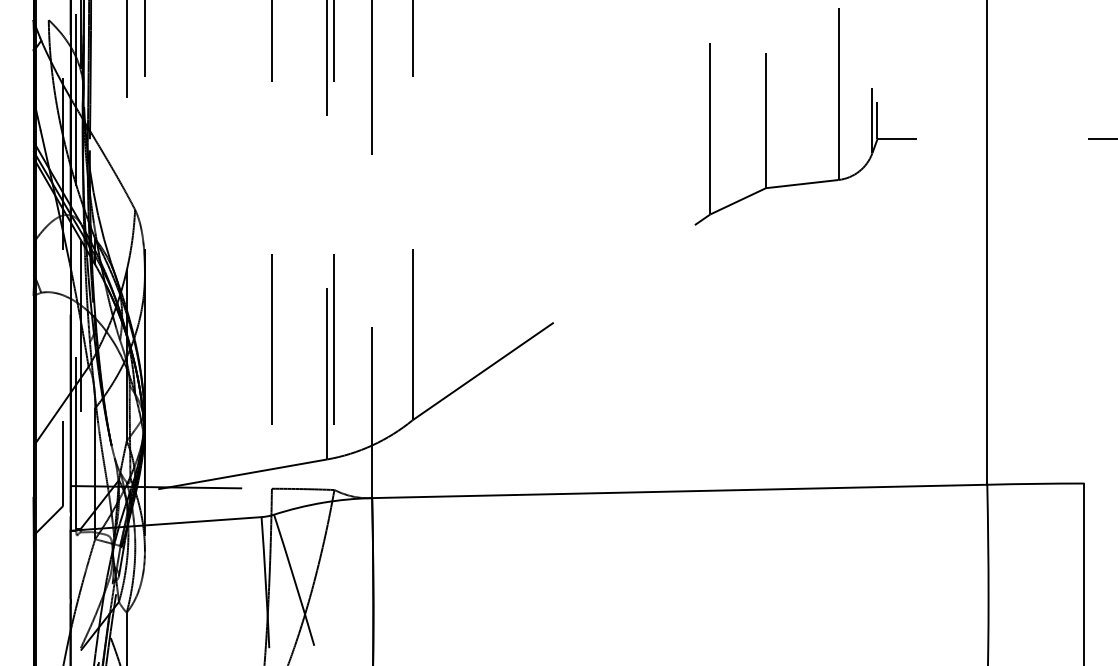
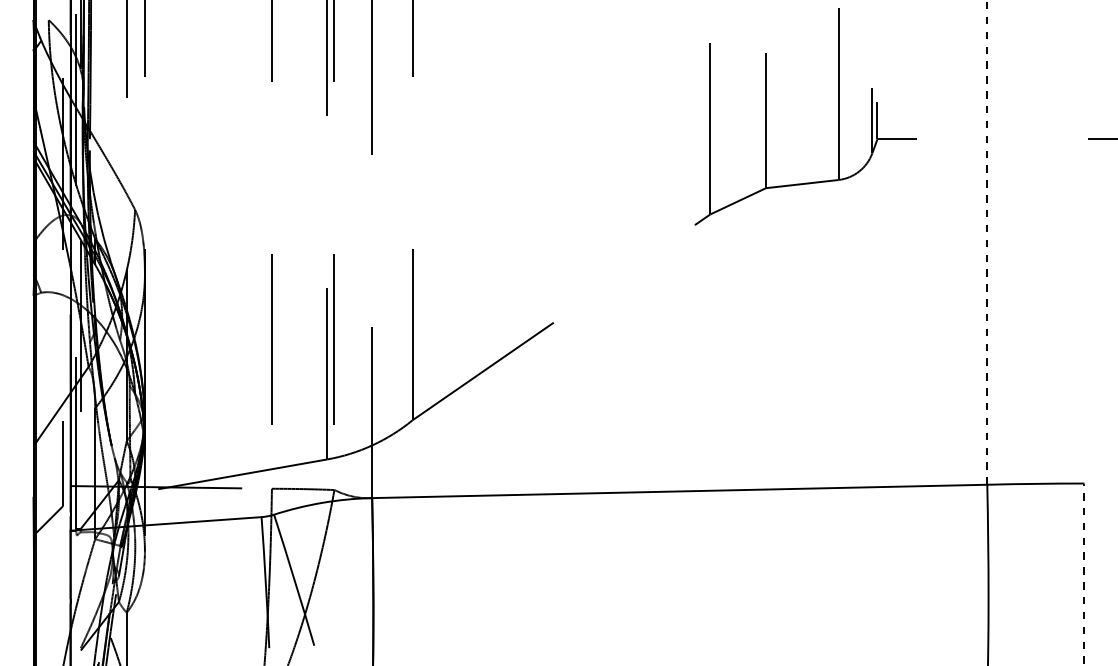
line: solid -> dashed (987, 242)
line: solid -> dashed (1084, 574)
